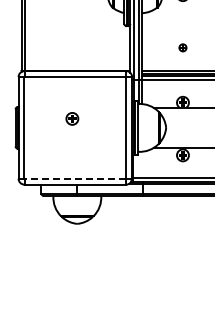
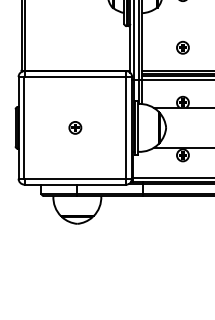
part size: 10x10 px -> 14x14 px (182, 47)
part position: (72, 118) -> (75, 127) (75, 127)
line: dashed -> solid (75, 179)
